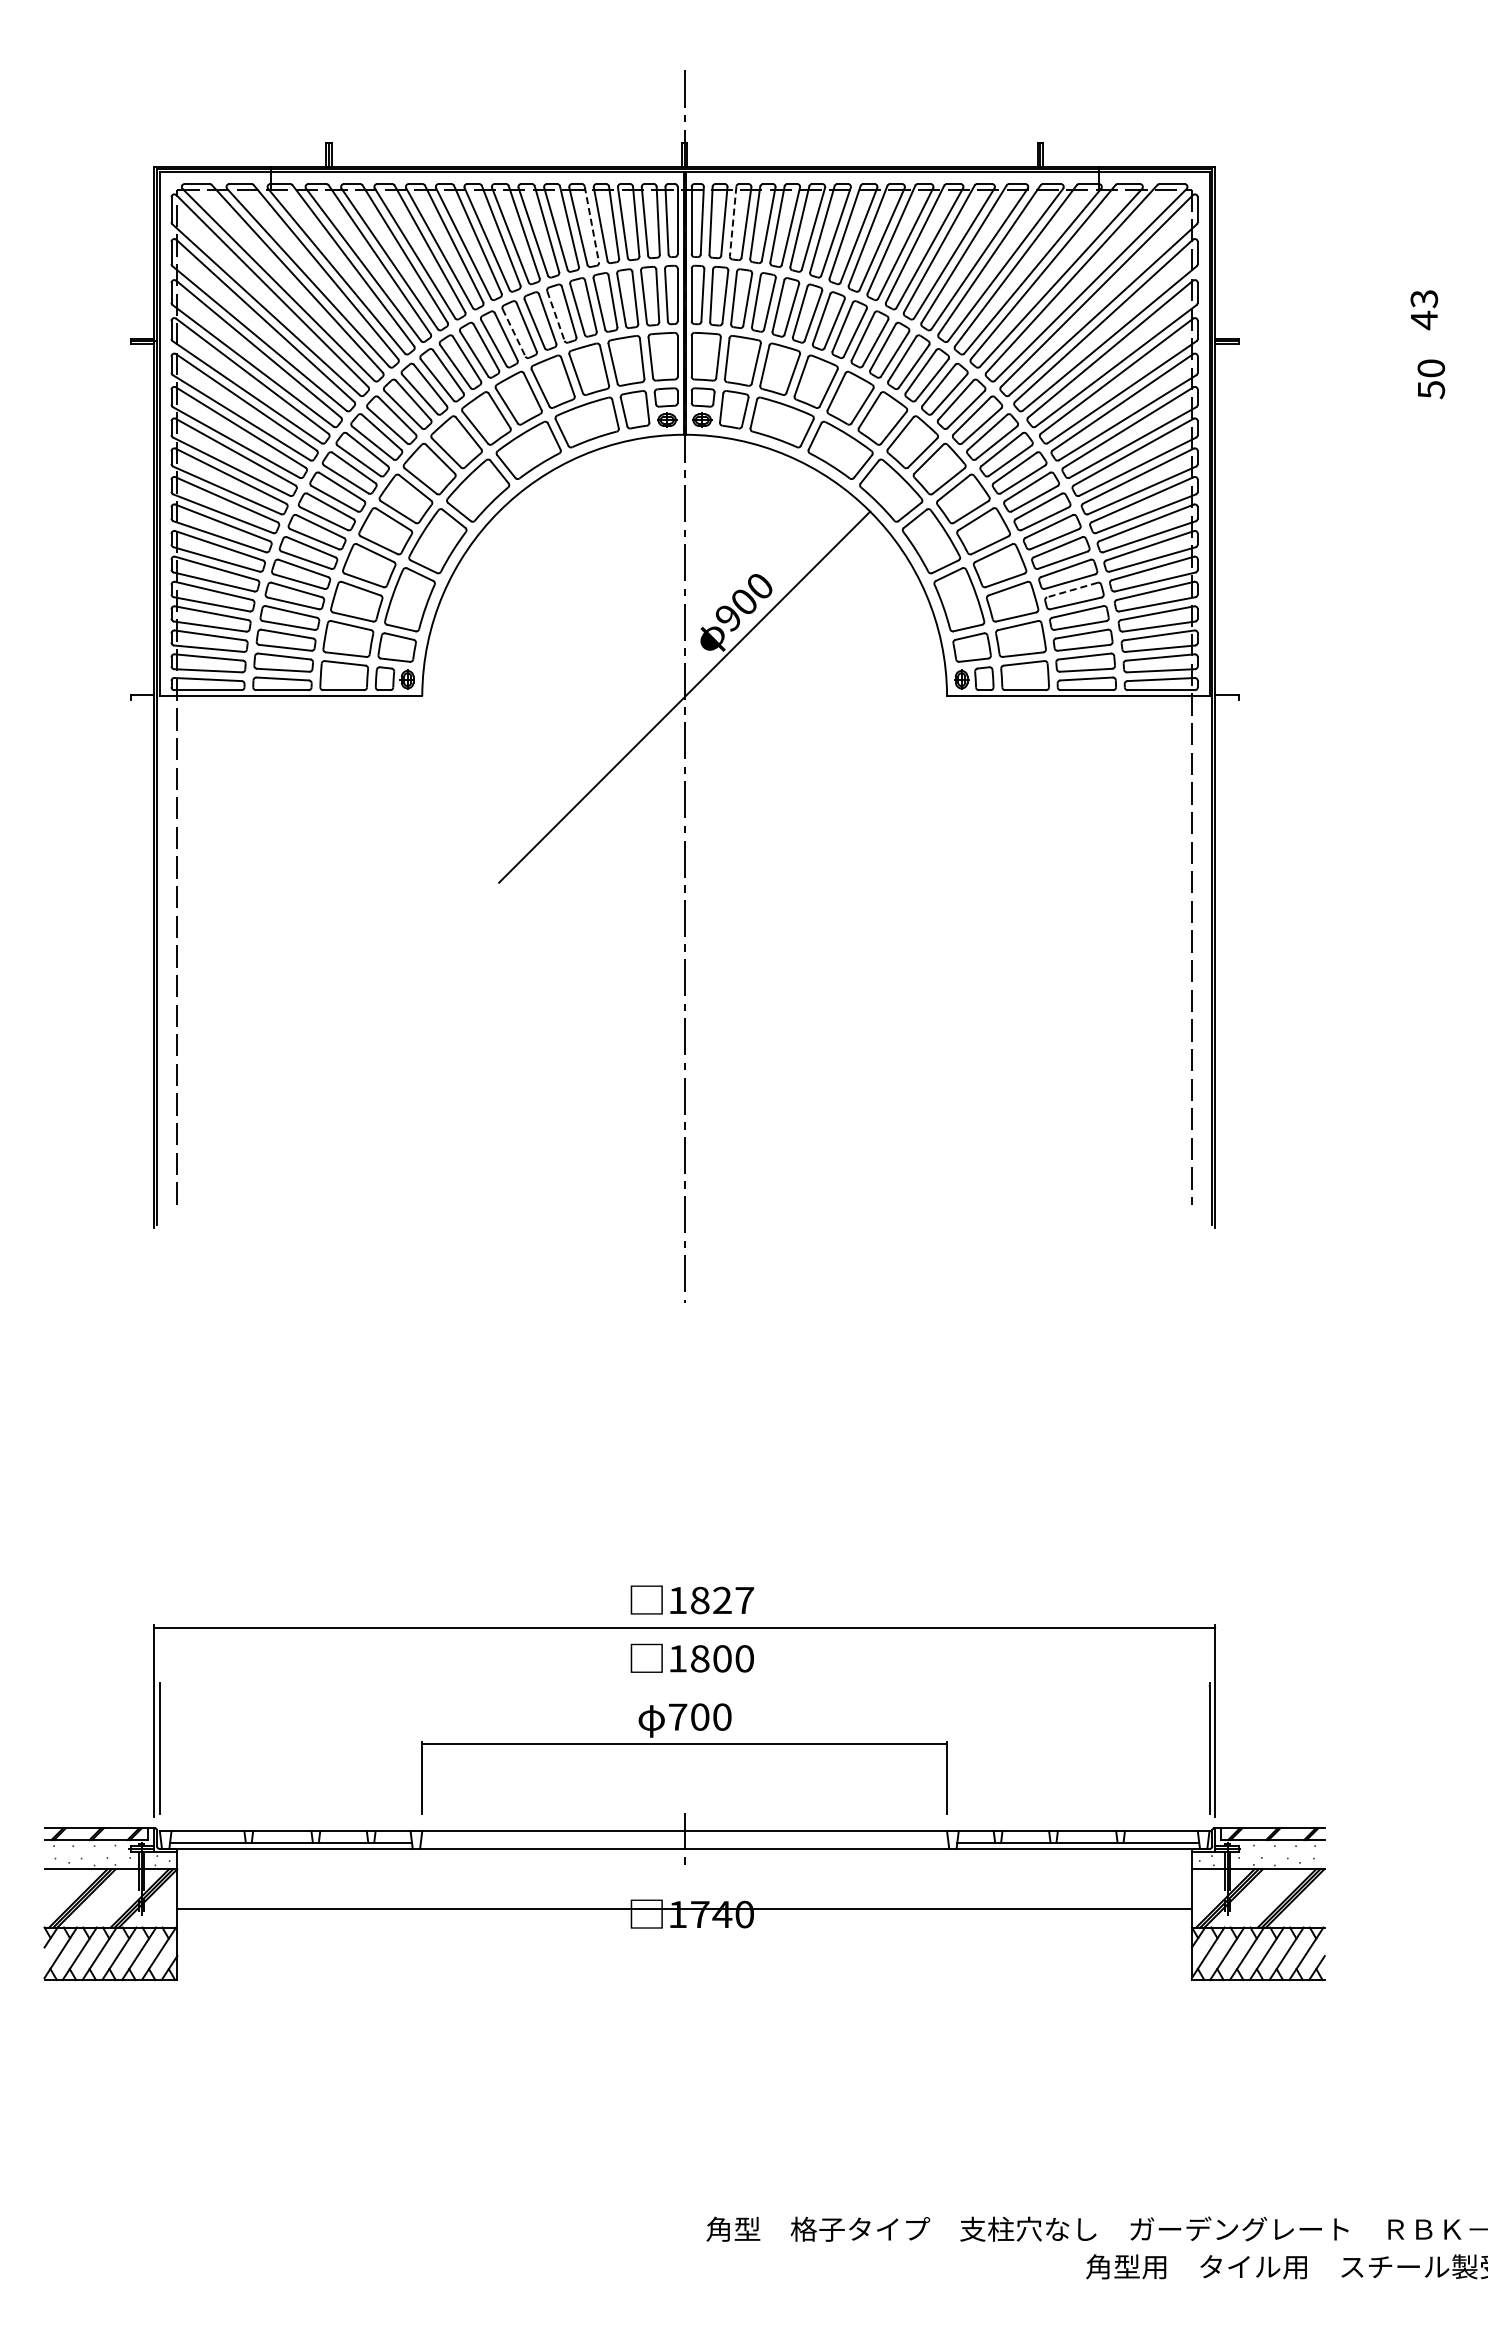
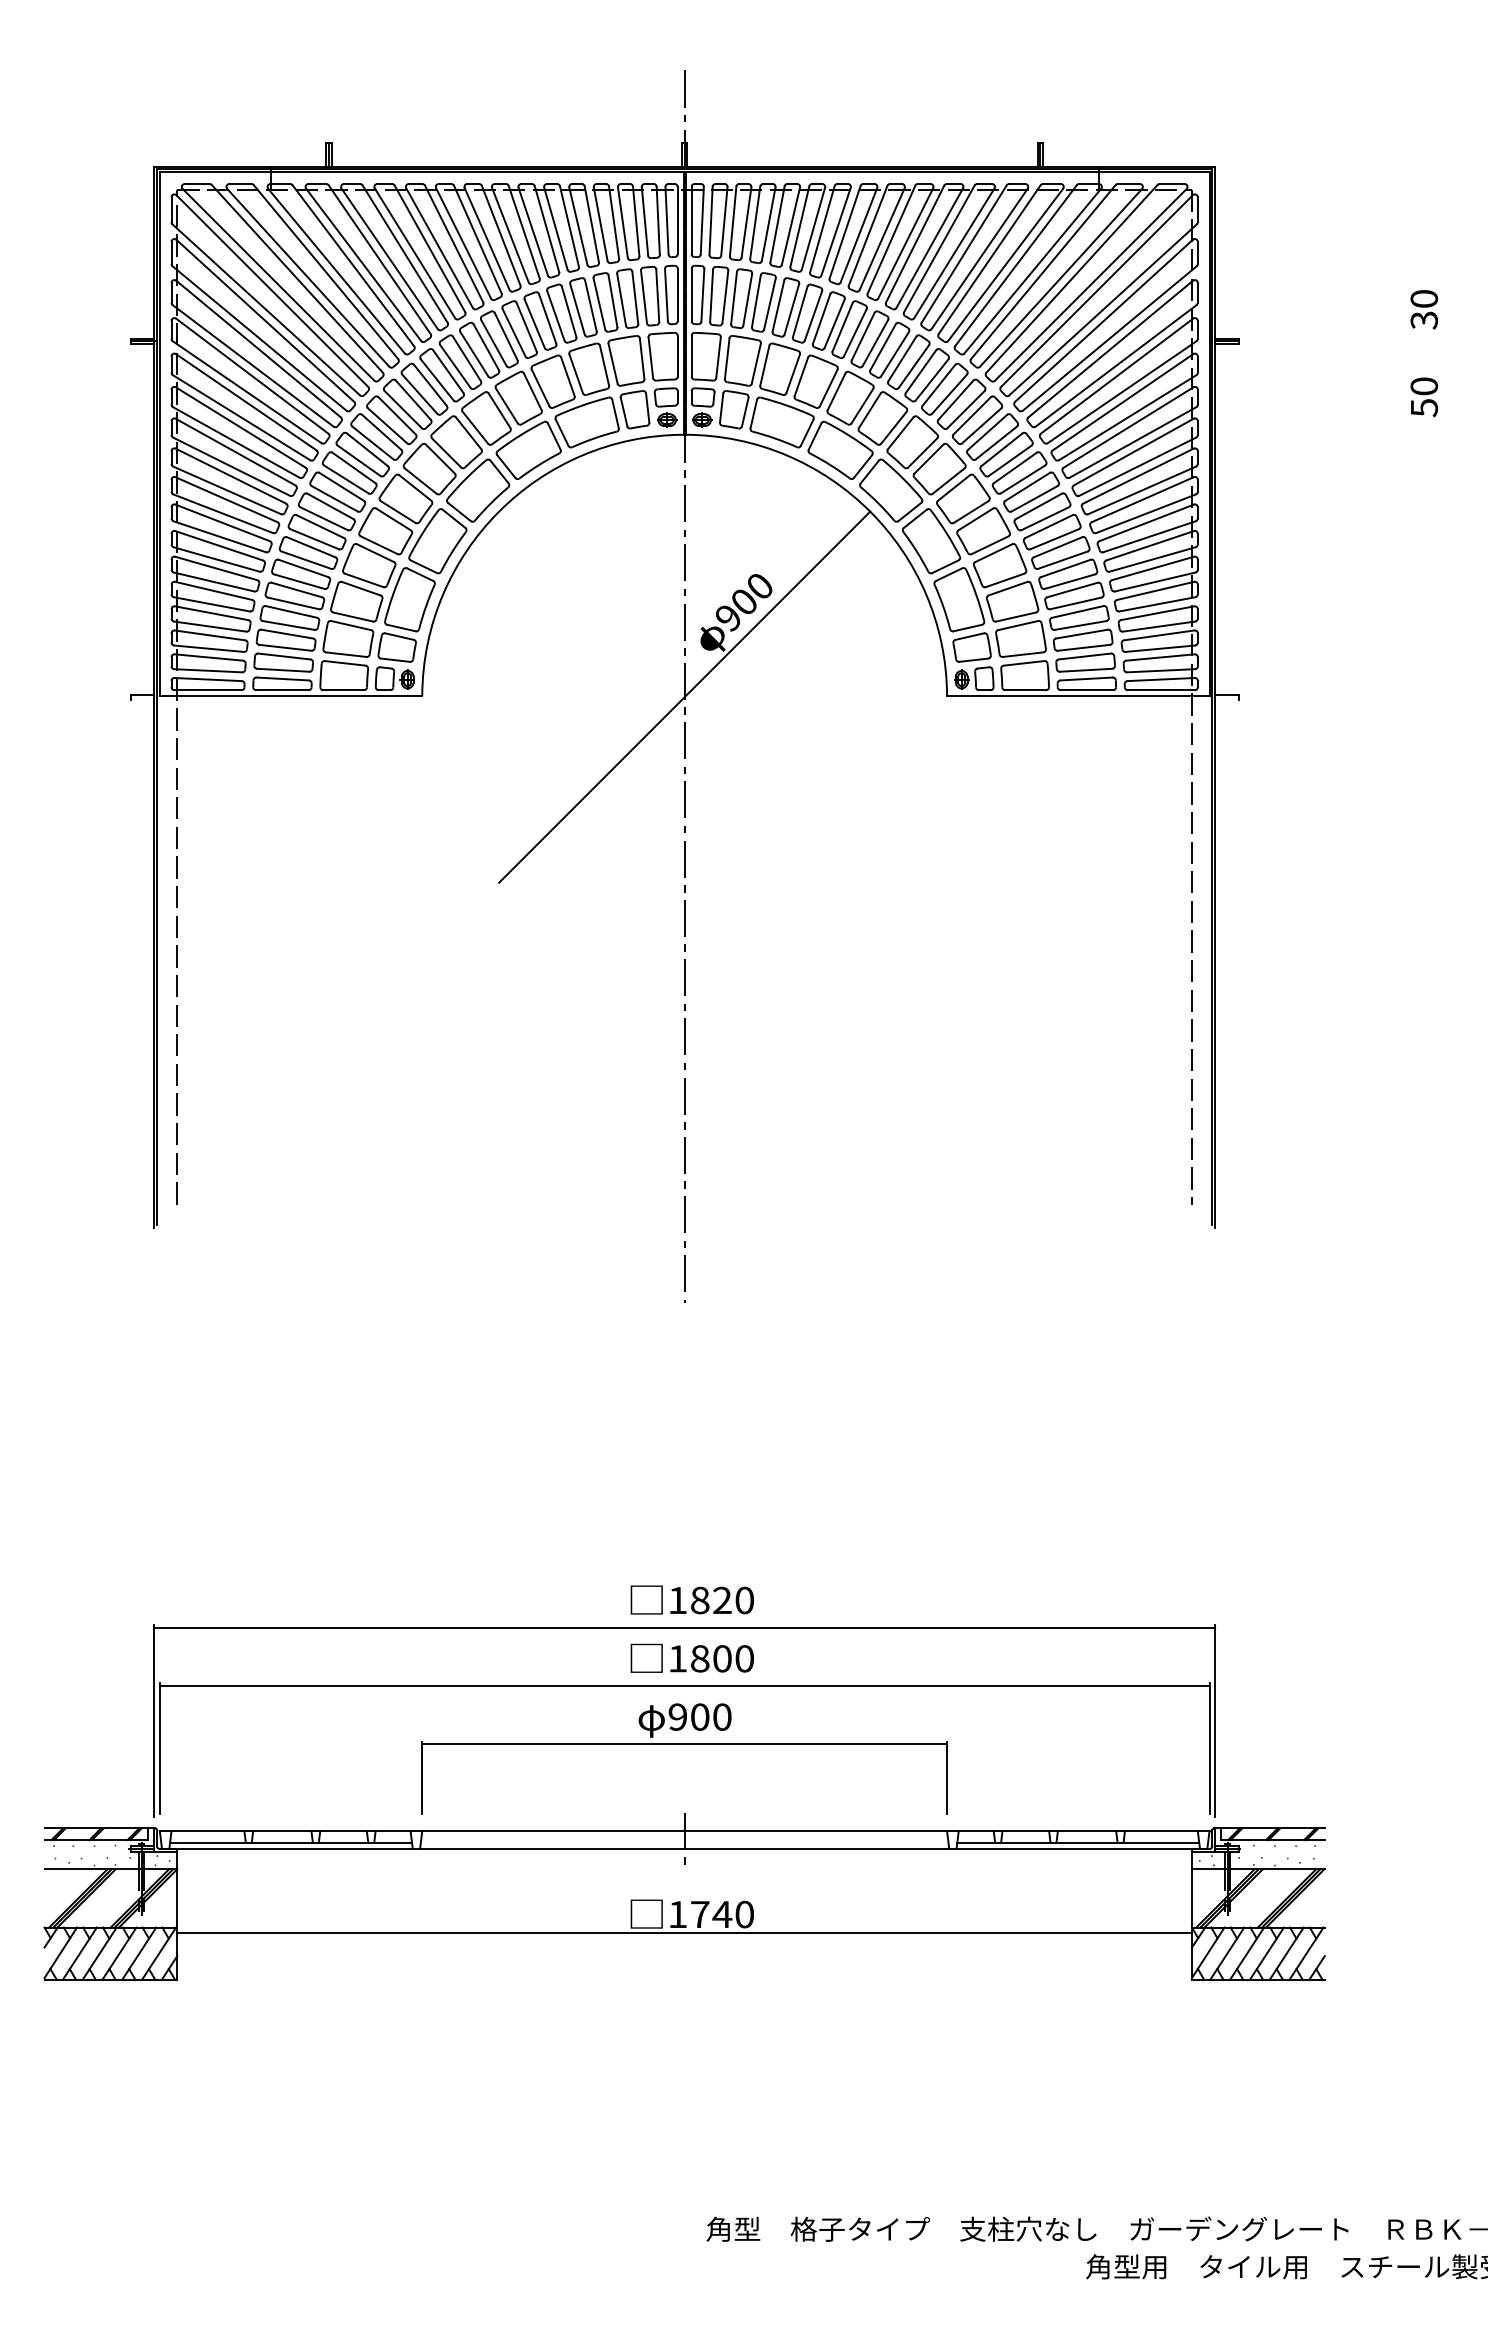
line: dashed -> solid (733, 221)
line: dashed -> solid (591, 224)
text: 43 -> 30 (1424, 310)
line: dashed -> solid (556, 316)
line: dashed -> solid (514, 333)
text position: (1431, 379) -> (1424, 397) (1424, 397)
line: dashed -> solid (1072, 590)
text: 1827 -> 1820 (744, 1600)
line: none -> present (684, 1685)
text: 700 -> 900 (677, 1716)
line position: (684, 1908) -> (684, 1932) (684, 1932)
